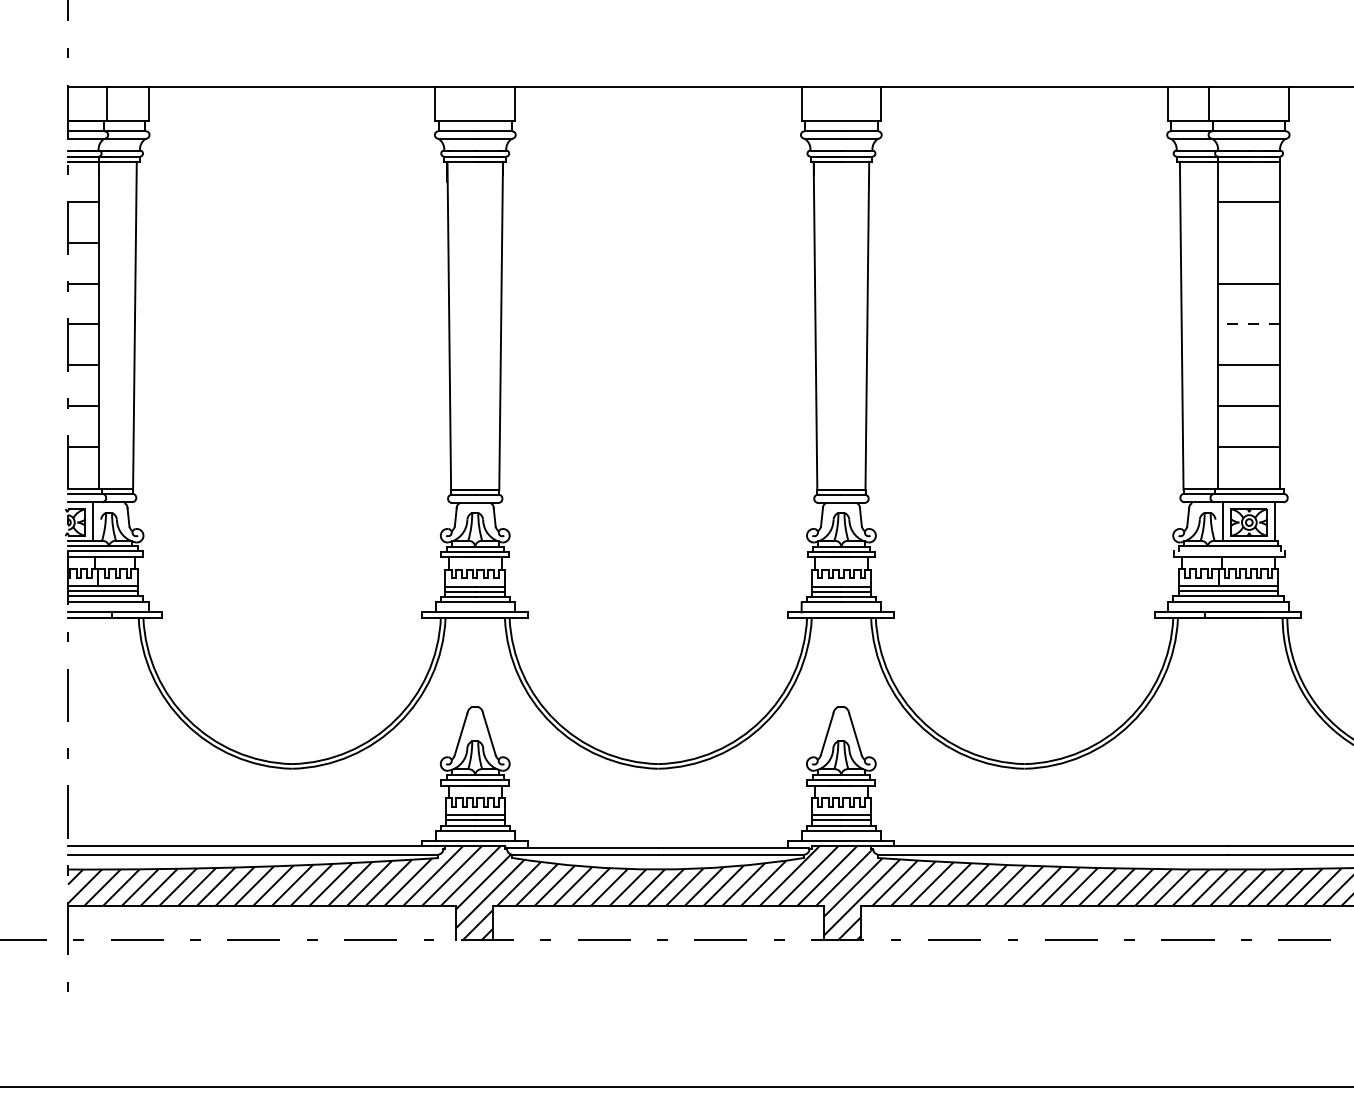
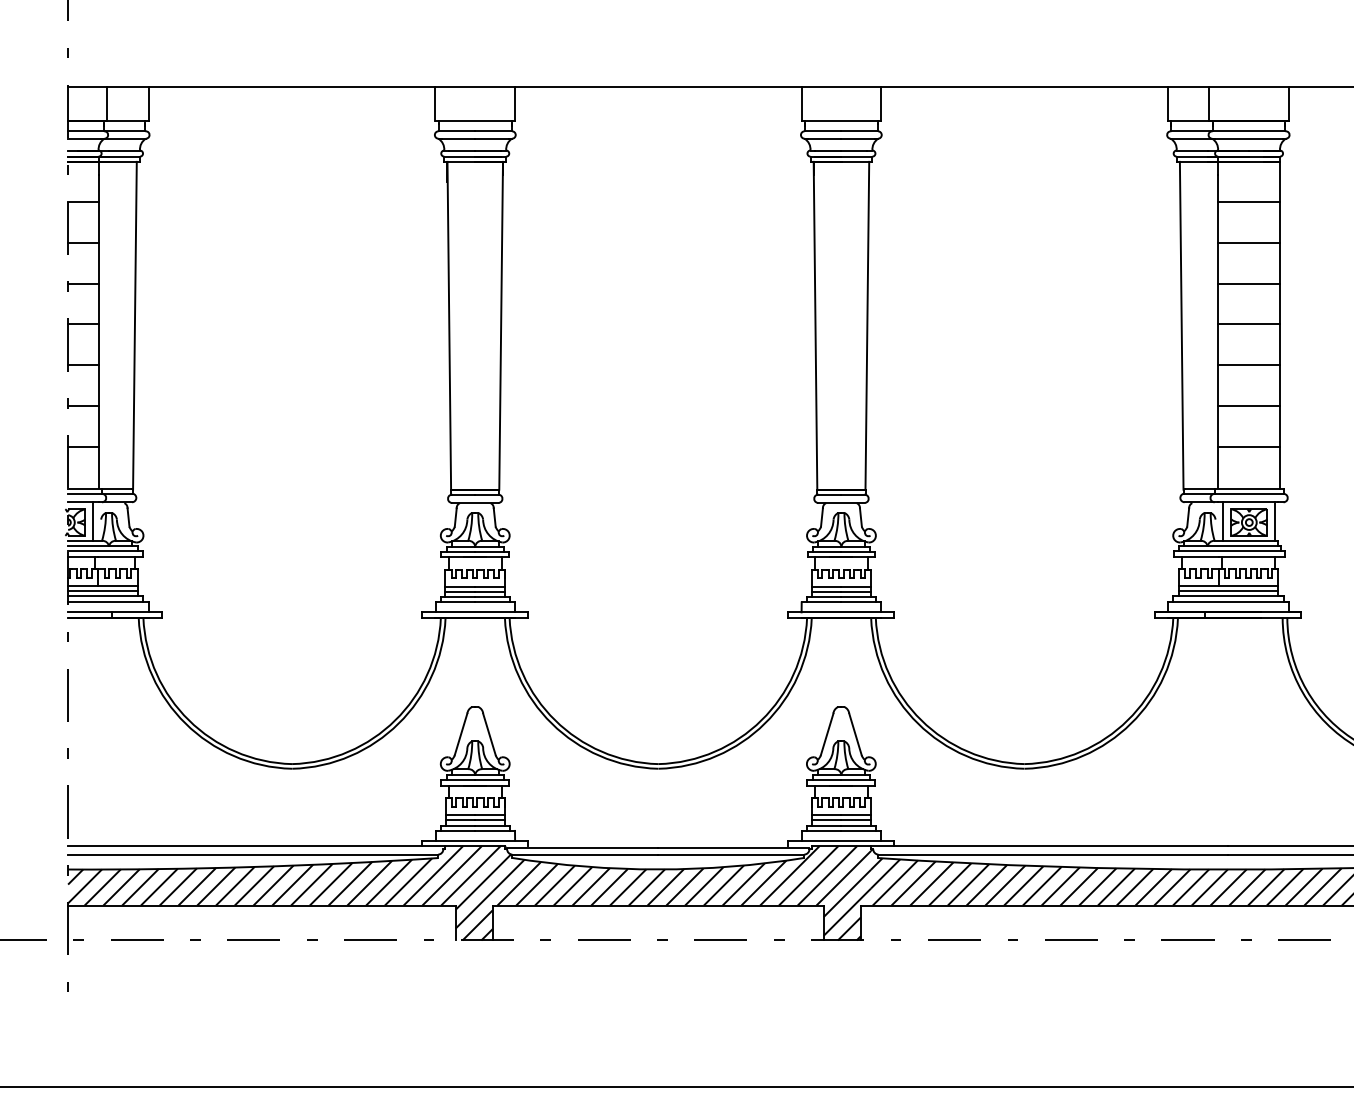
line: none -> present (1249, 242)
line: dashed -> solid (1249, 324)
line: none -> present (1228, 551)
